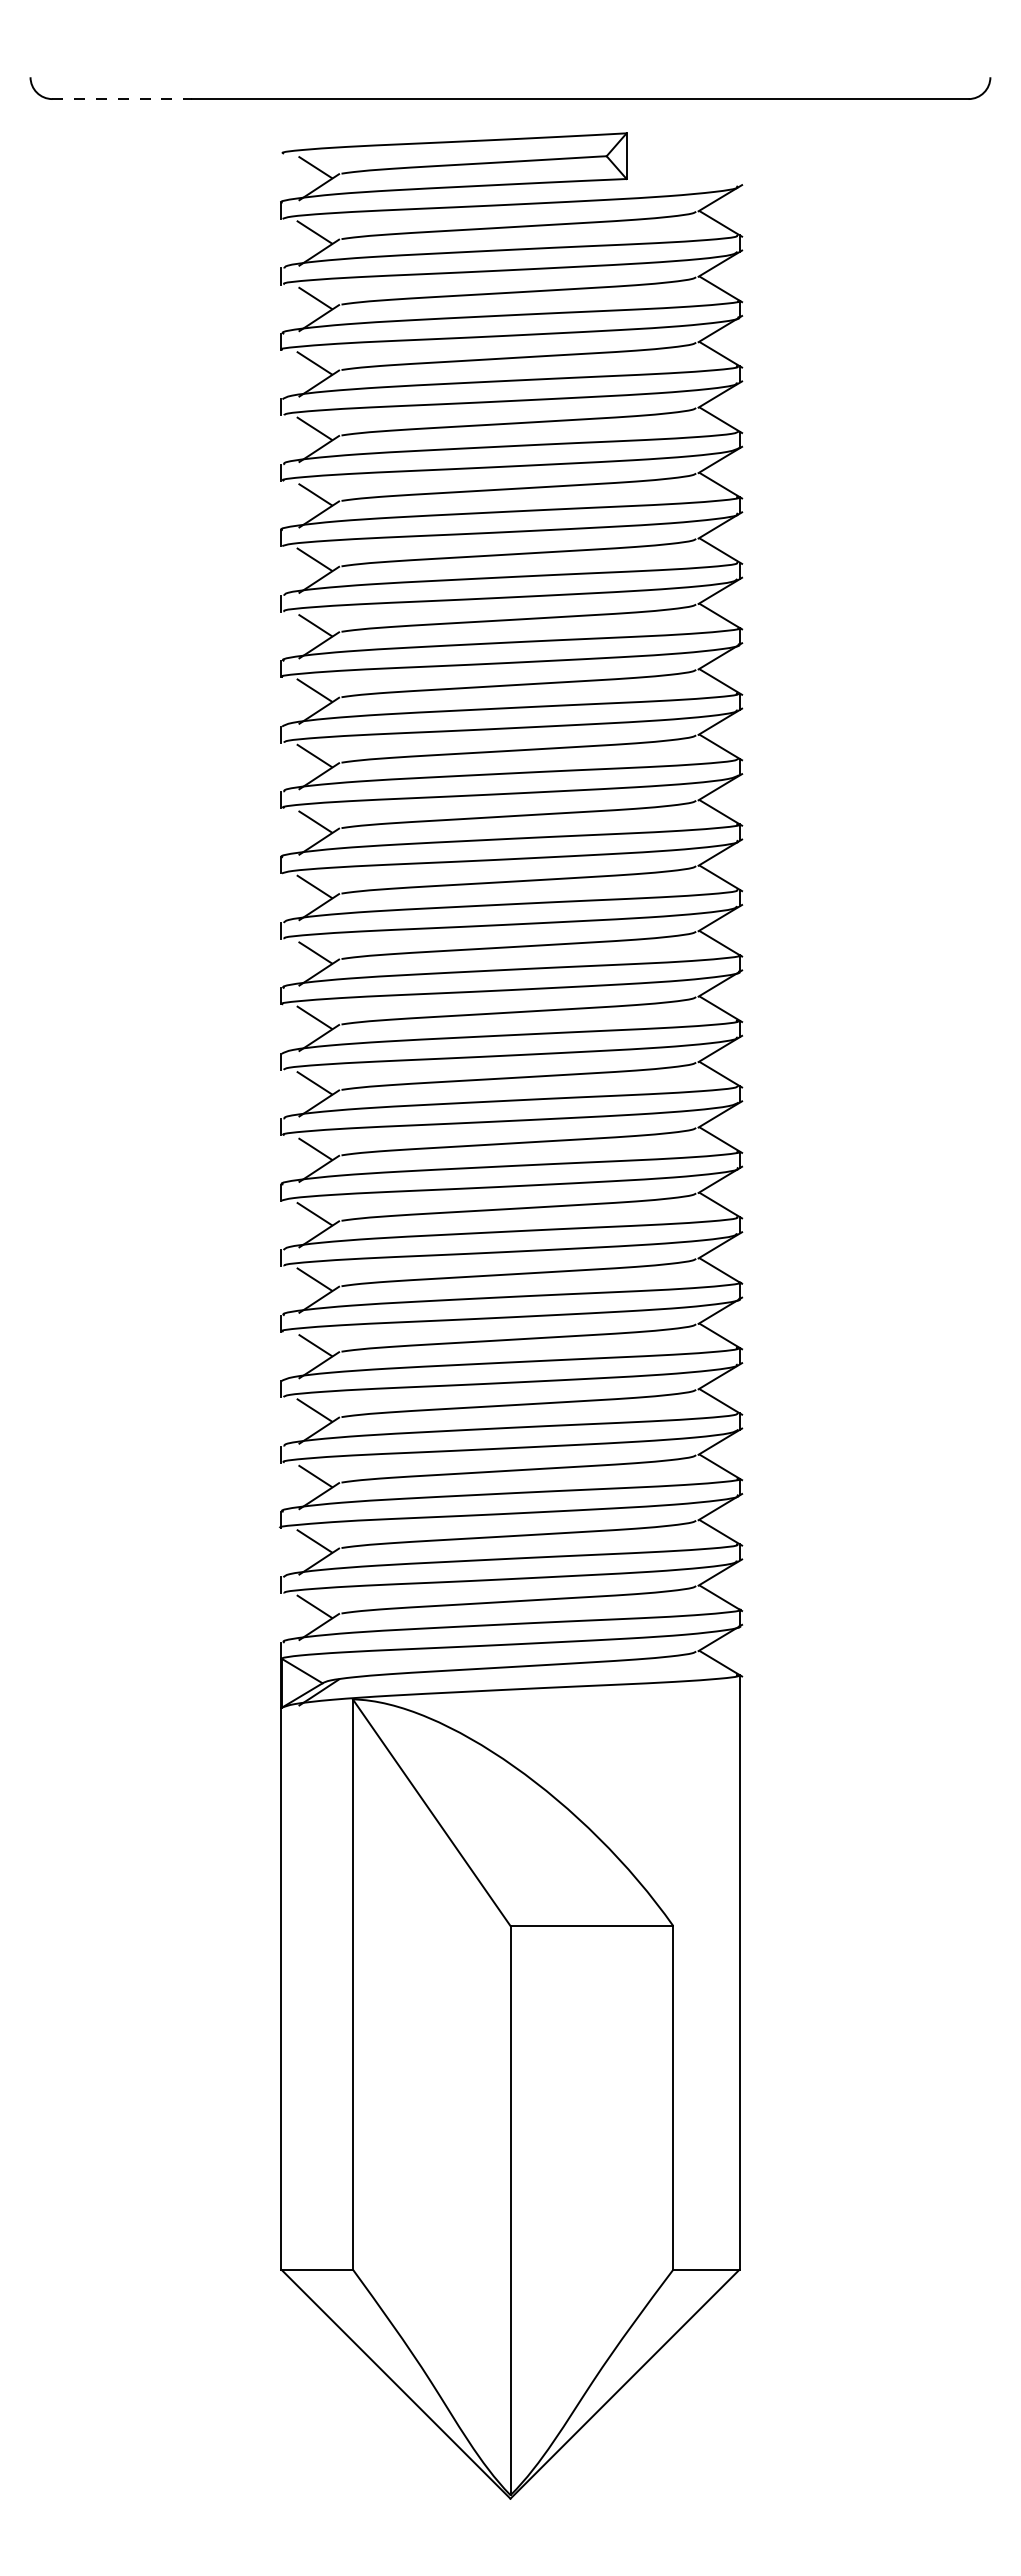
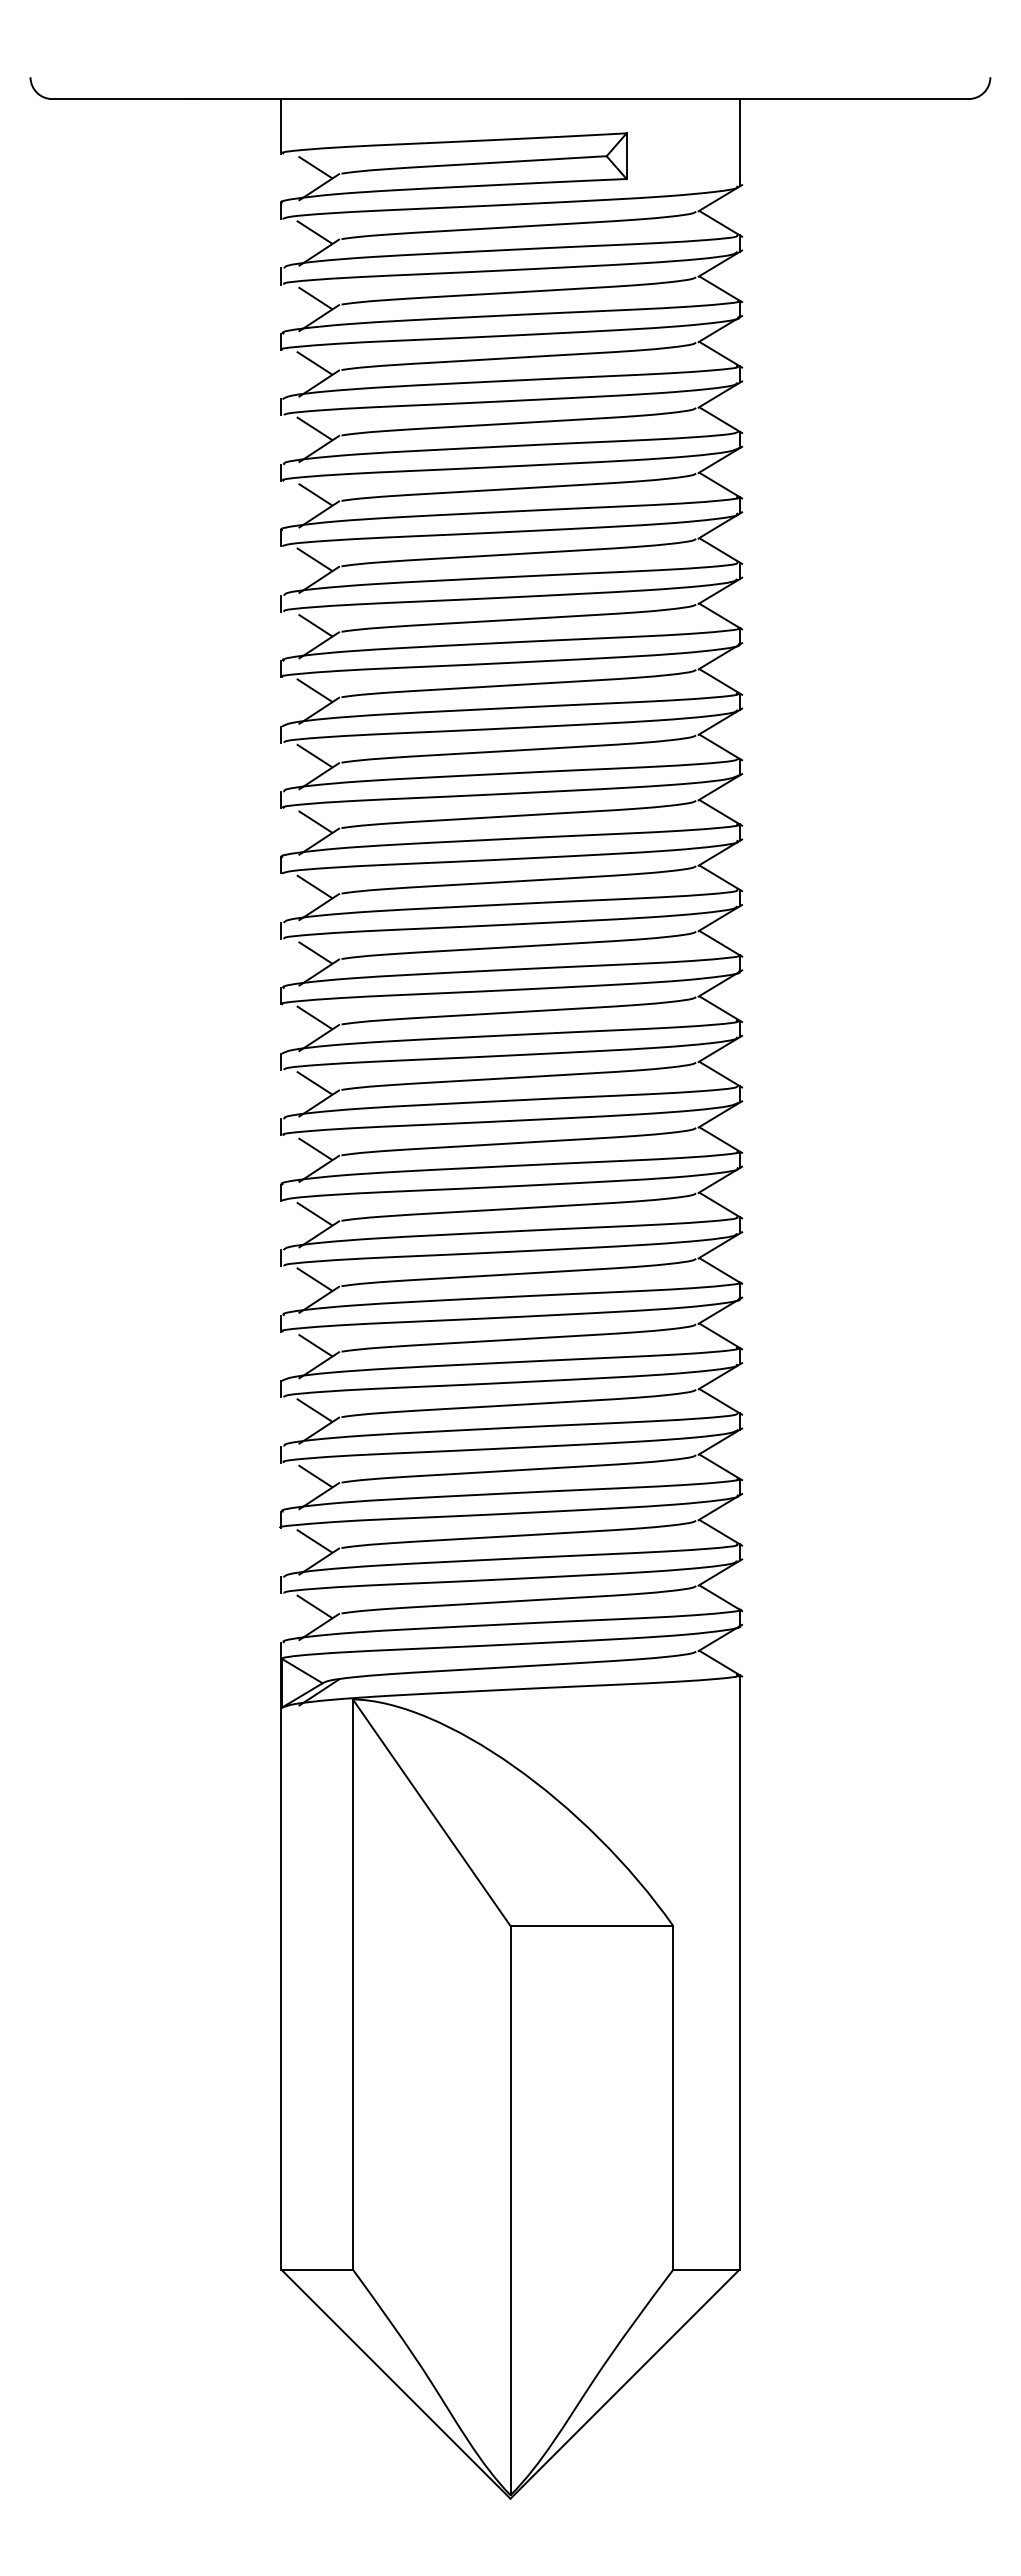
line: dashed -> solid (122, 99)
line: none -> present (281, 126)
line: none -> present (739, 142)
